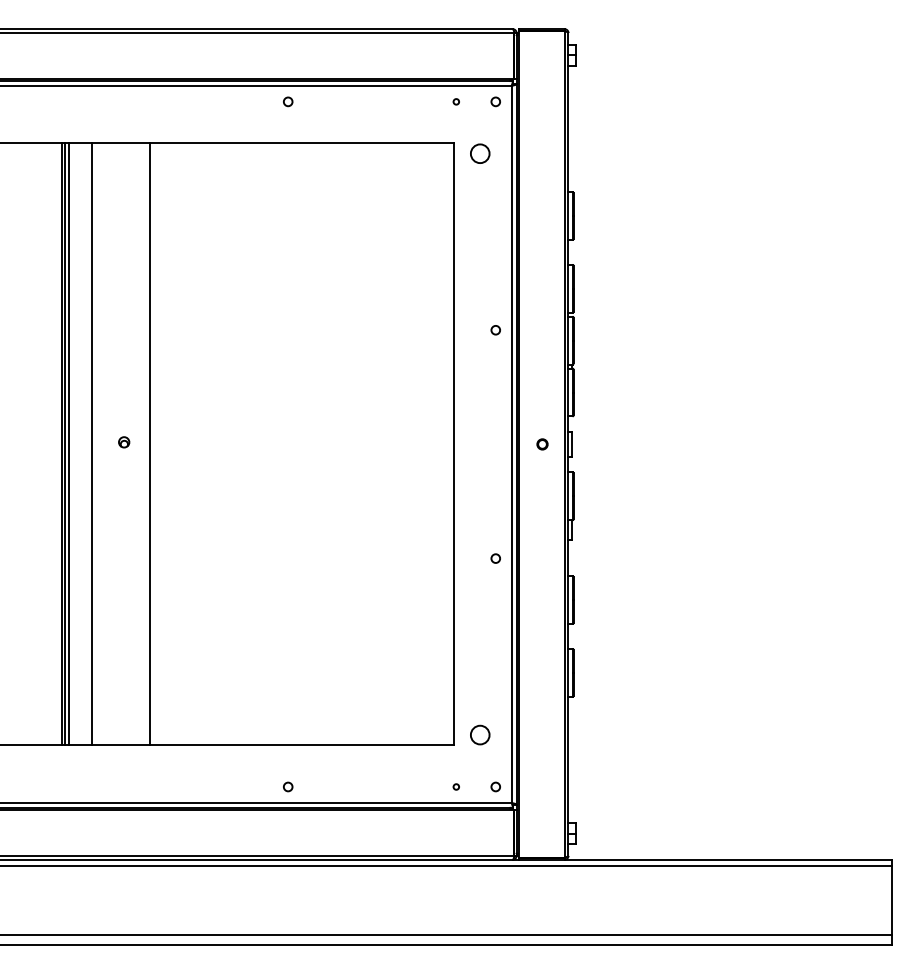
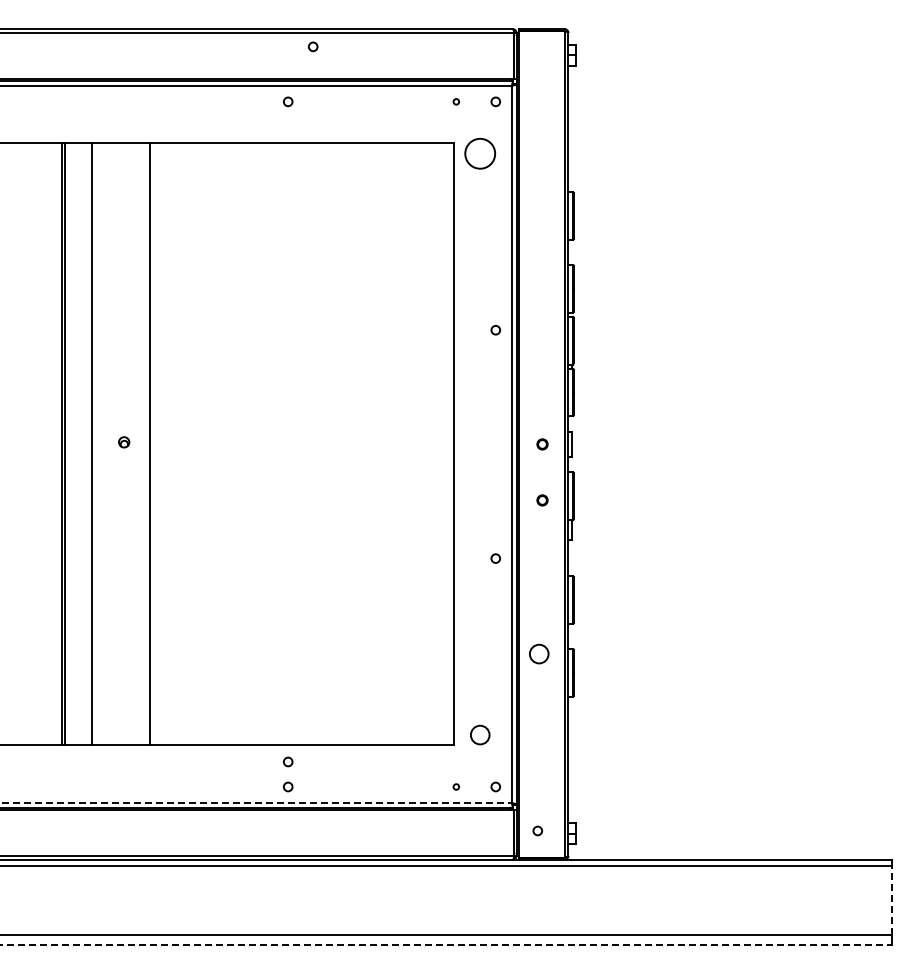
circle: none -> present (313, 46)
circle diameter: 19 px -> 30 px (480, 153)
line: present -> none (68, 444)
circle: none -> present (542, 500)
circle: none -> present (539, 653)
circle: none -> present (288, 761)
line: solid -> dashed (255, 803)
circle: none -> present (537, 830)
line: solid -> dashed (892, 900)
line: solid -> dashed (446, 944)
